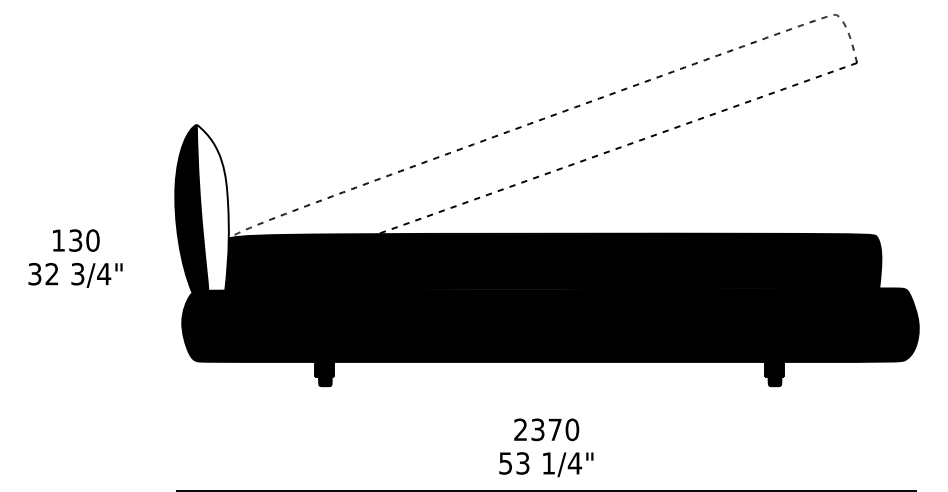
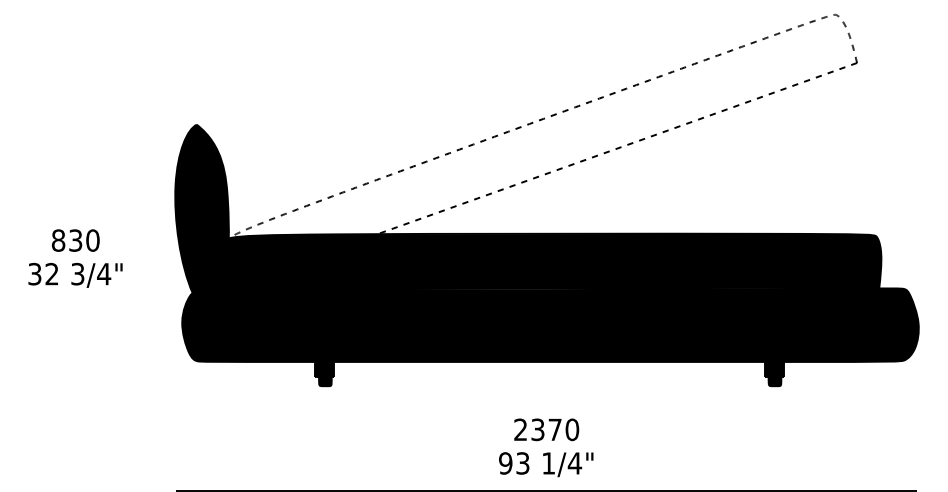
fill: none -> present (212, 207)
text: 130 -> 830 (58, 240)
text: 53 -> 93 (505, 463)
